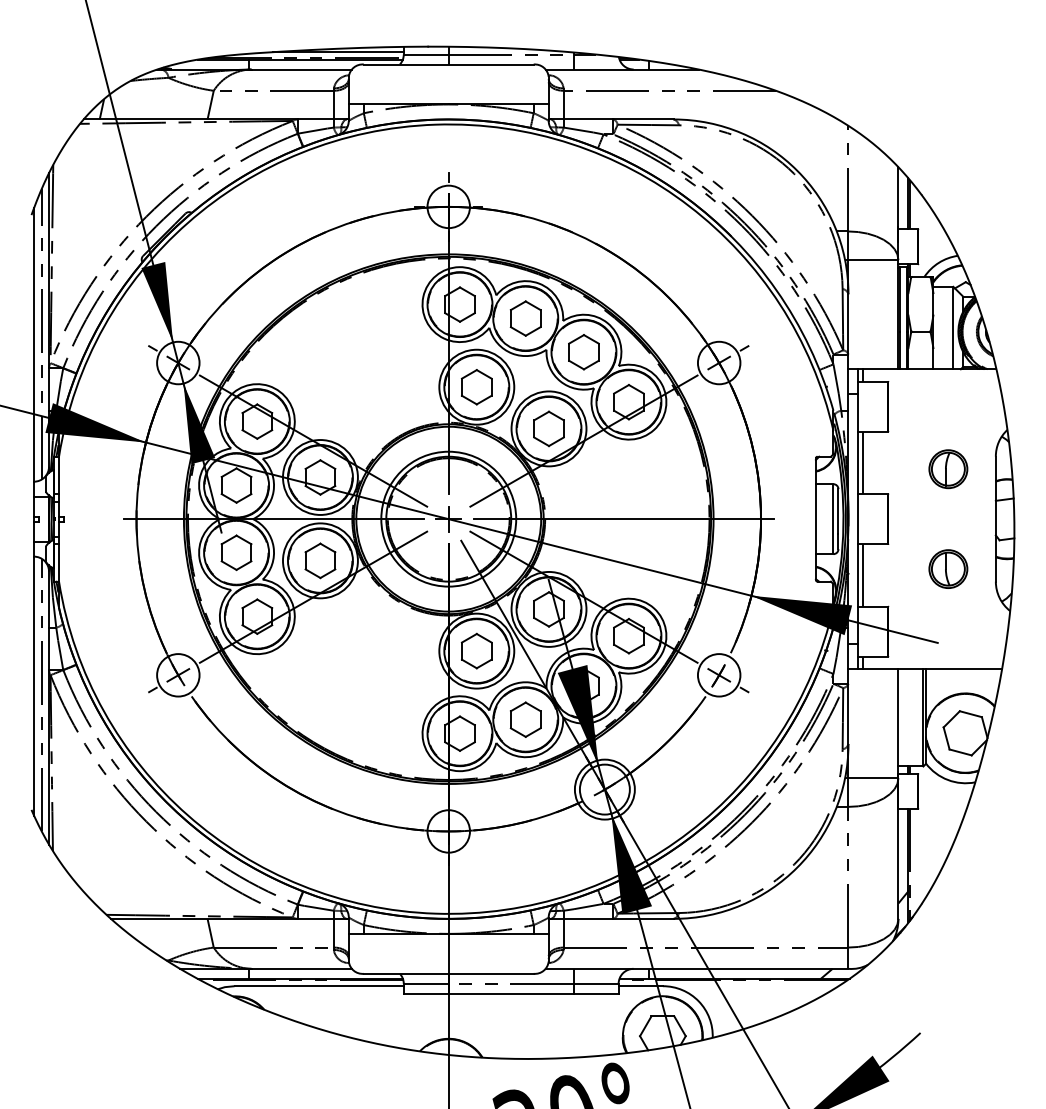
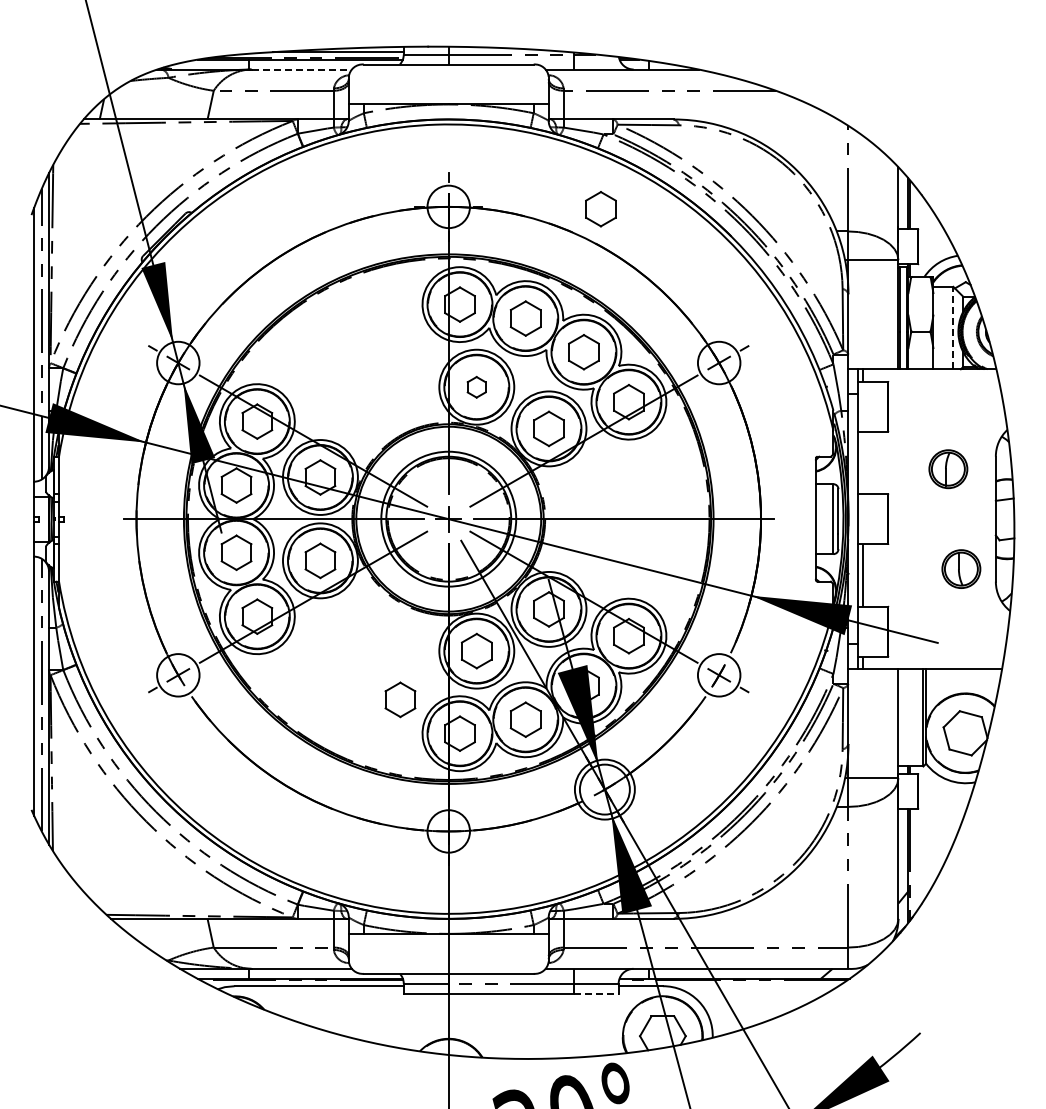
line: solid -> dashed (302, 69)
part: none -> present (600, 209)
line: solid -> dashed (953, 327)
part size: 33x37 px -> 21x24 px (476, 386)
line: present -> none (863, 462)
part position: (948, 568) -> (961, 568) (961, 568)
part: none -> present (400, 699)
line: solid -> dashed (596, 993)
